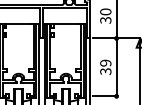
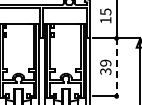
text: 30 -> 15 (105, 15)
line: solid -> dashed (116, 67)
